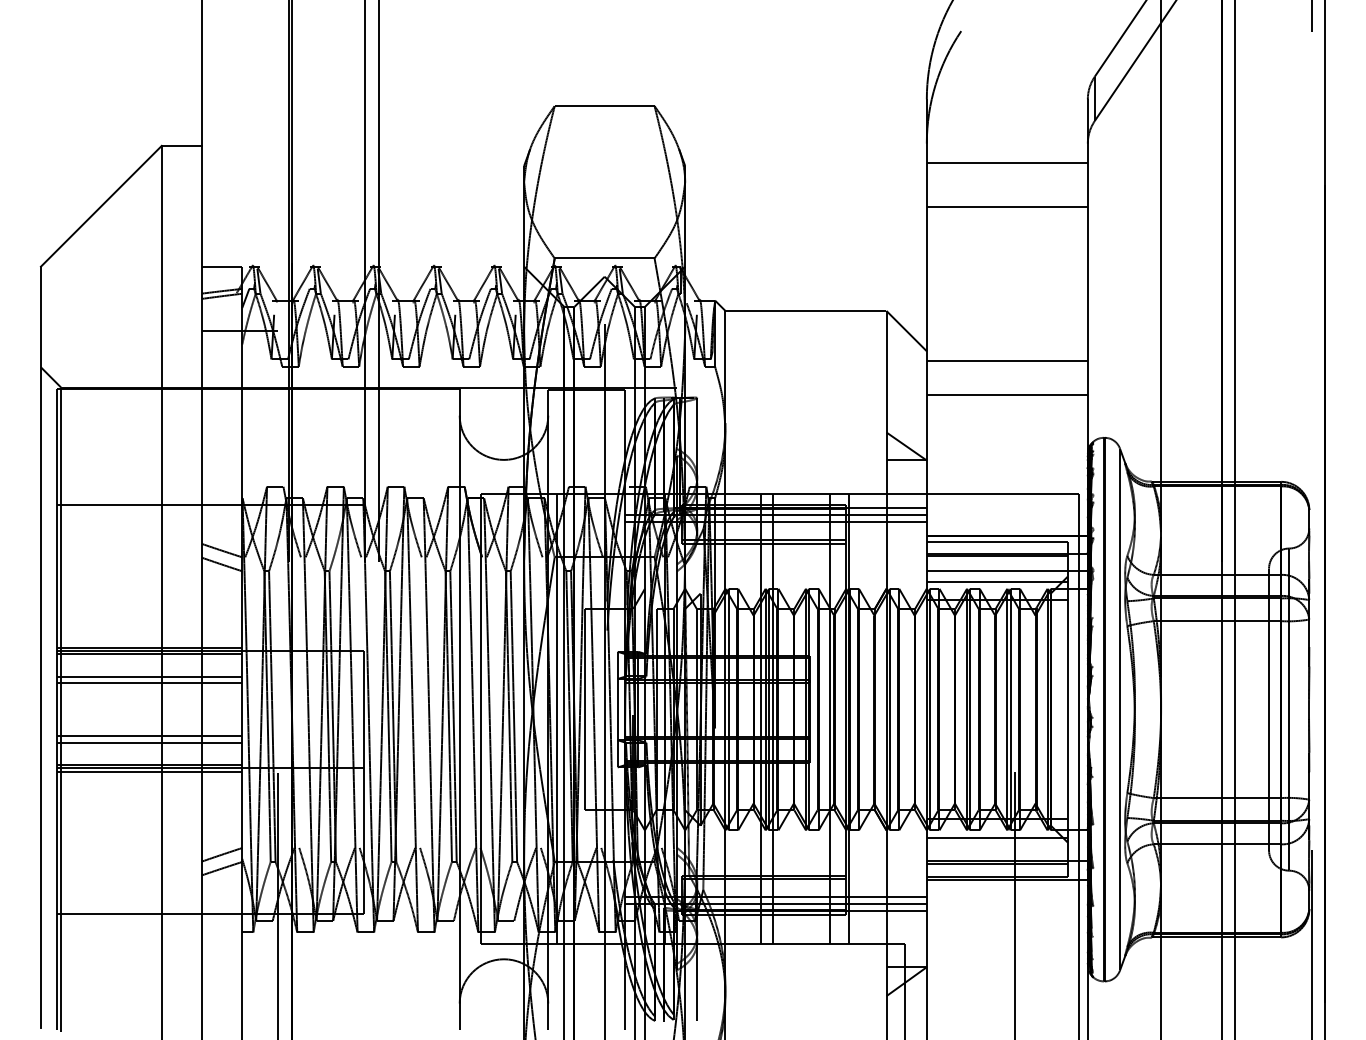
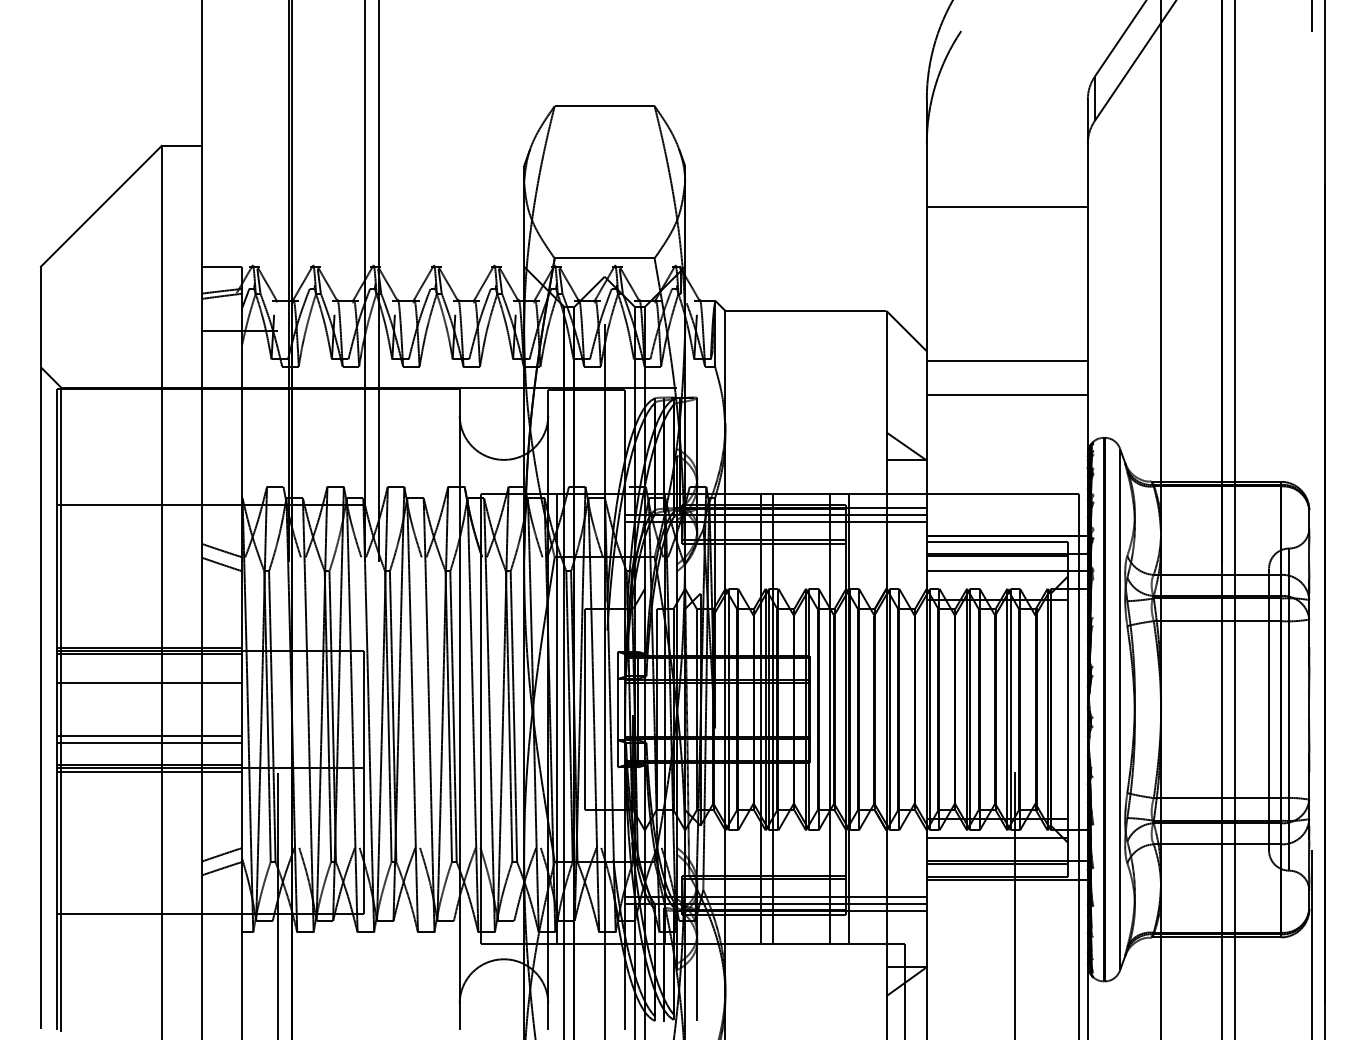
line: present -> none (1006, 162)
line: present -> none (996, 581)
line: present -> none (149, 676)
